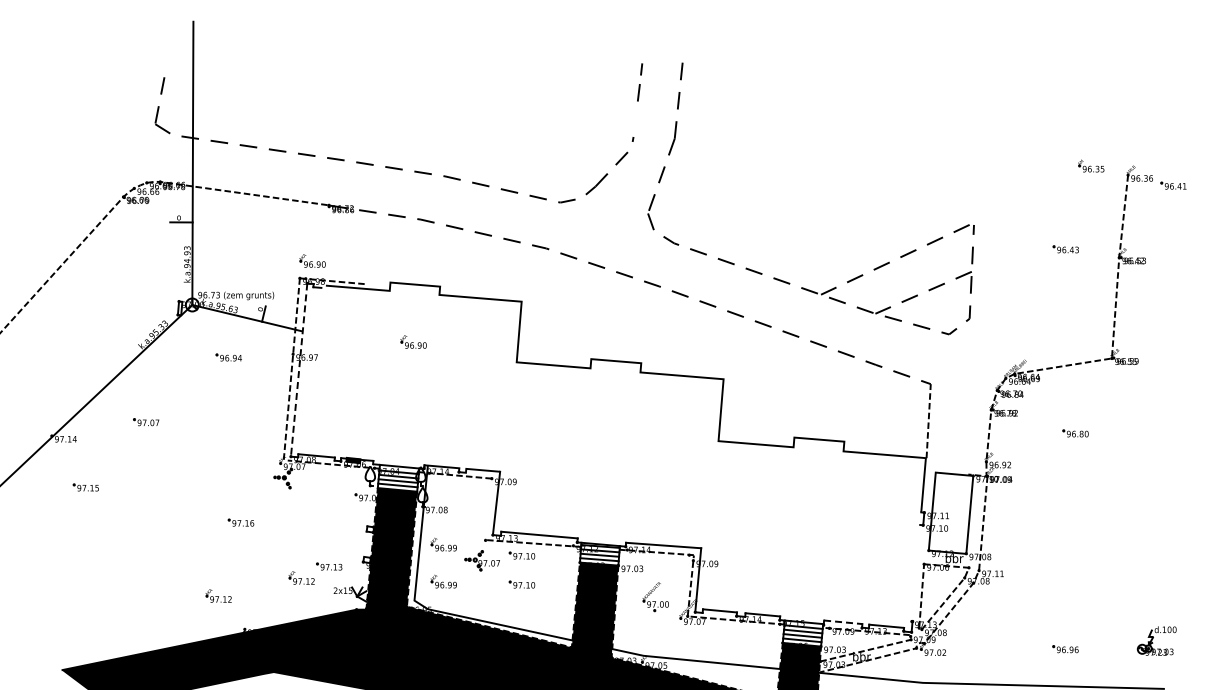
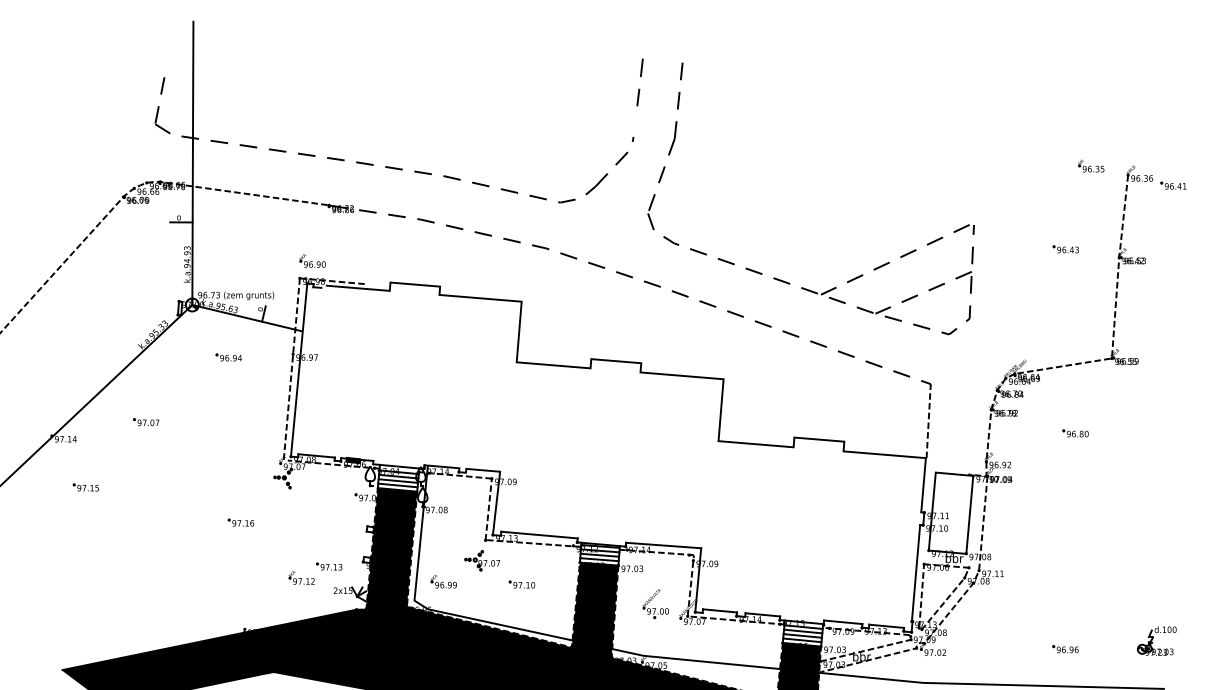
part size: 7x39 px -> 8x49 px (639, 82)
part: present -> none (413, 341)
line: dashed -> solid (299, 370)
line: none -> present (488, 509)
part: present -> none (443, 544)
part: present -> none (521, 555)
line: none -> present (915, 573)
part: present -> none (218, 595)
part position: (655, 597) -> (655, 604) (655, 604)
line: dashed -> solid (843, 622)
